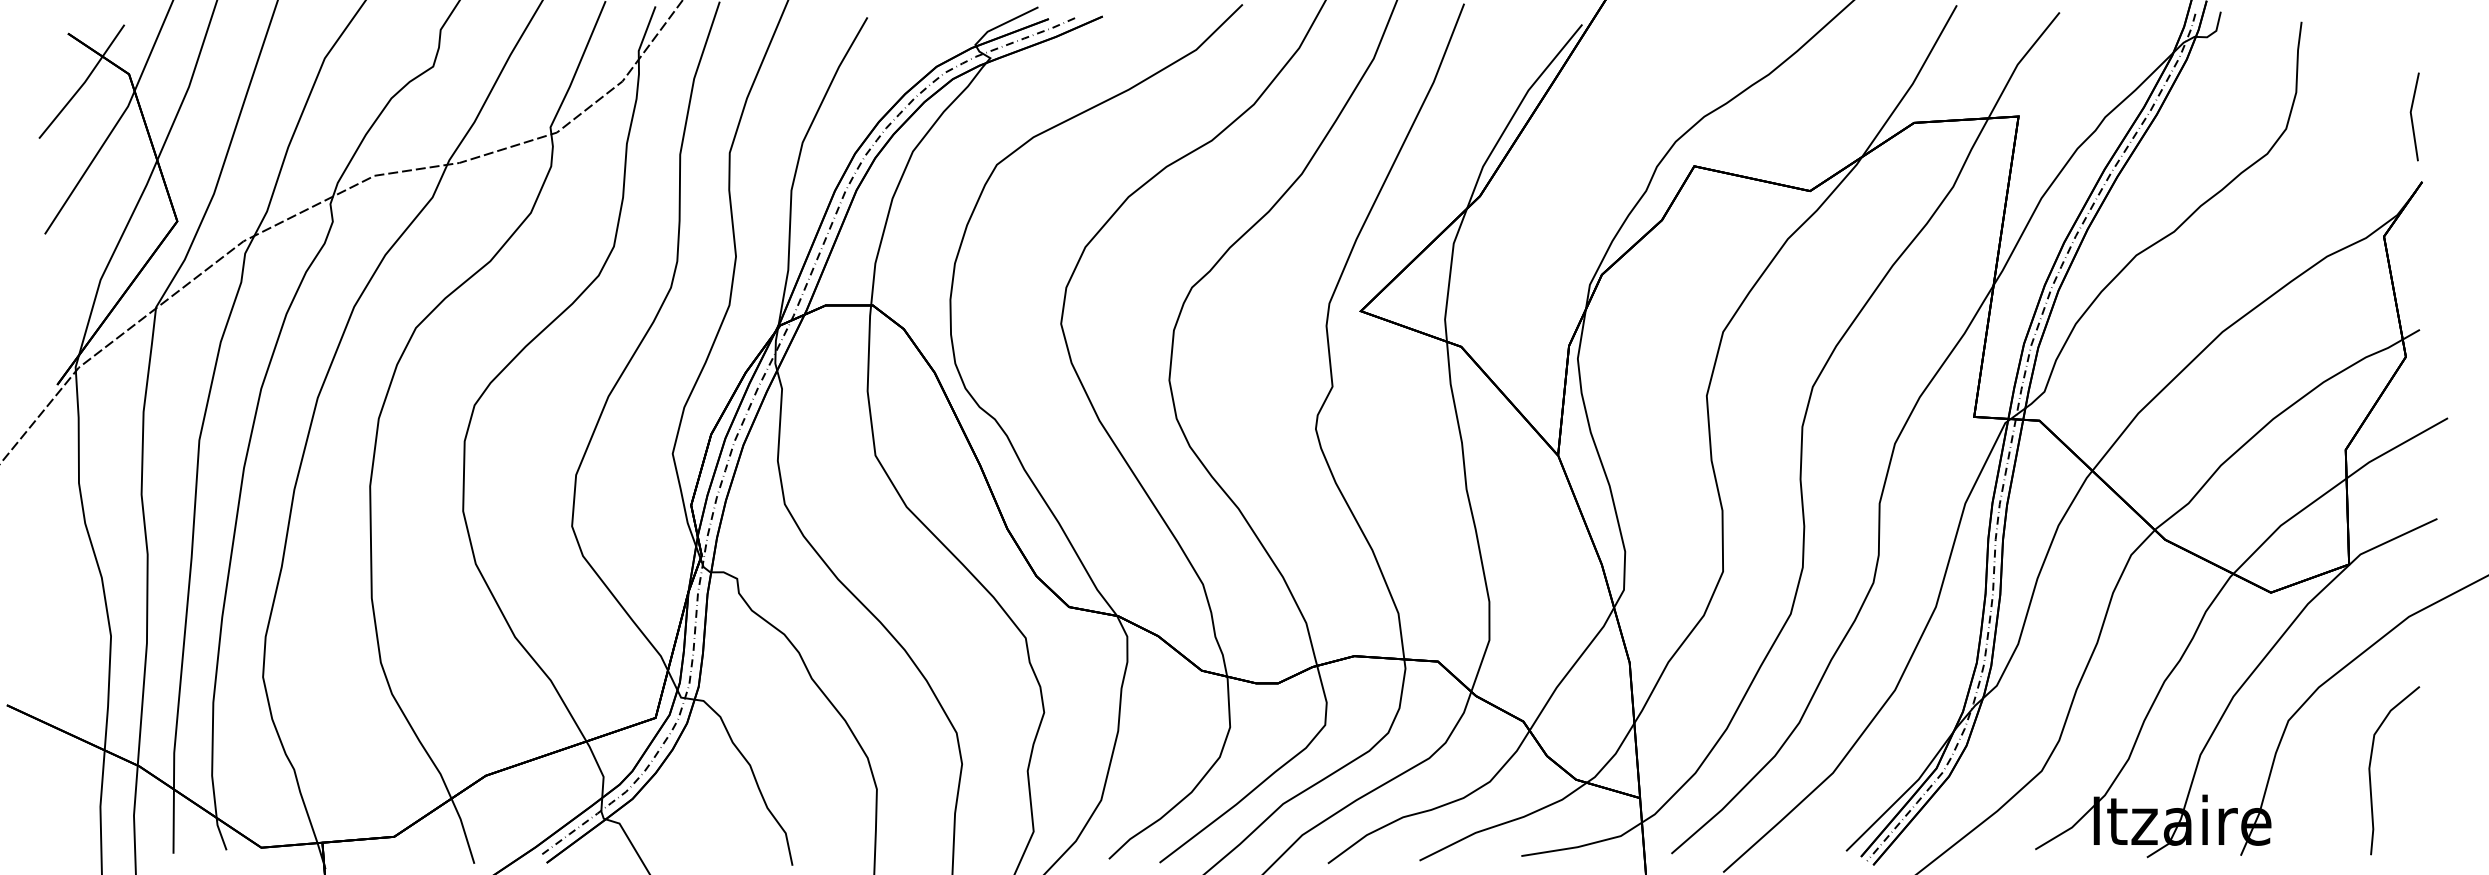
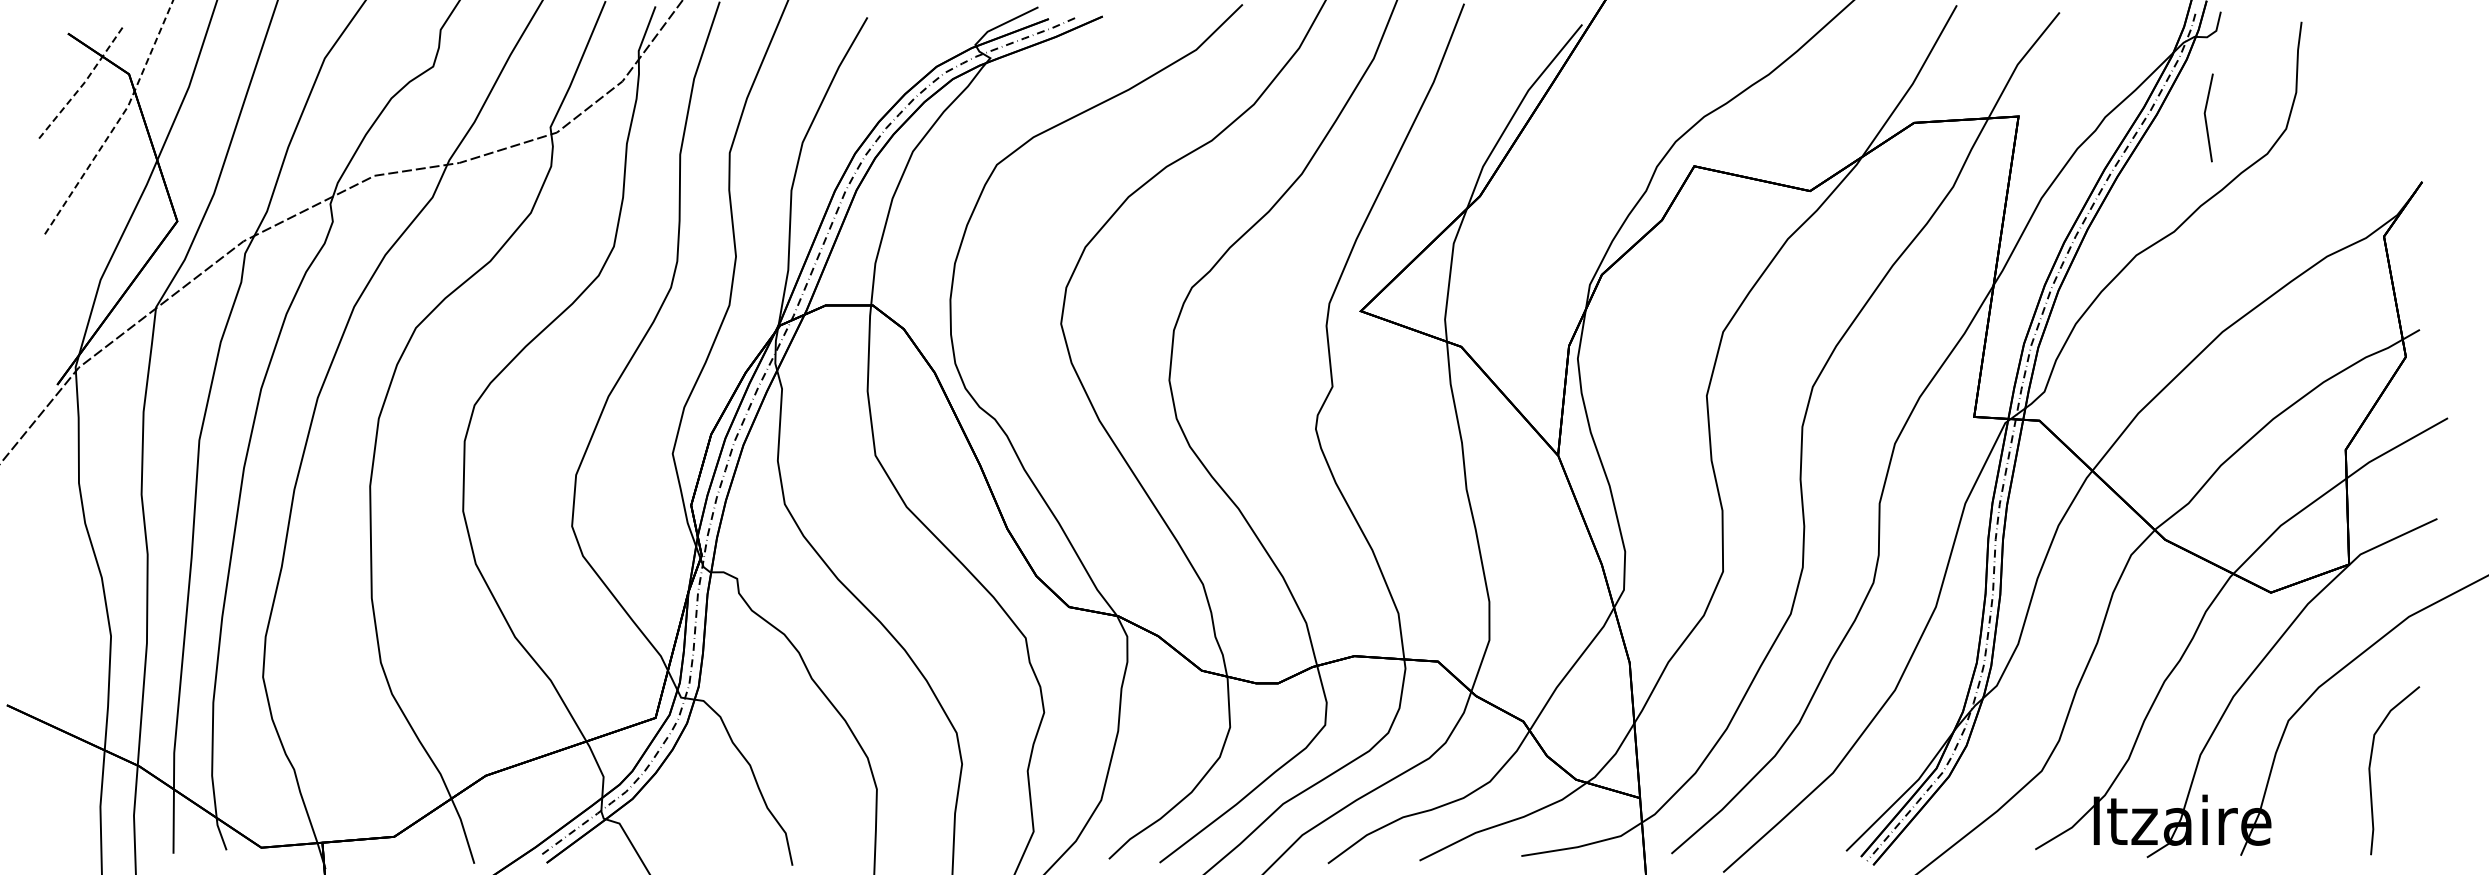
line: solid -> dashed (84, 83)
line position: (2412, 116) -> (2206, 117) (2206, 117)
line: solid -> dashed (118, 121)
